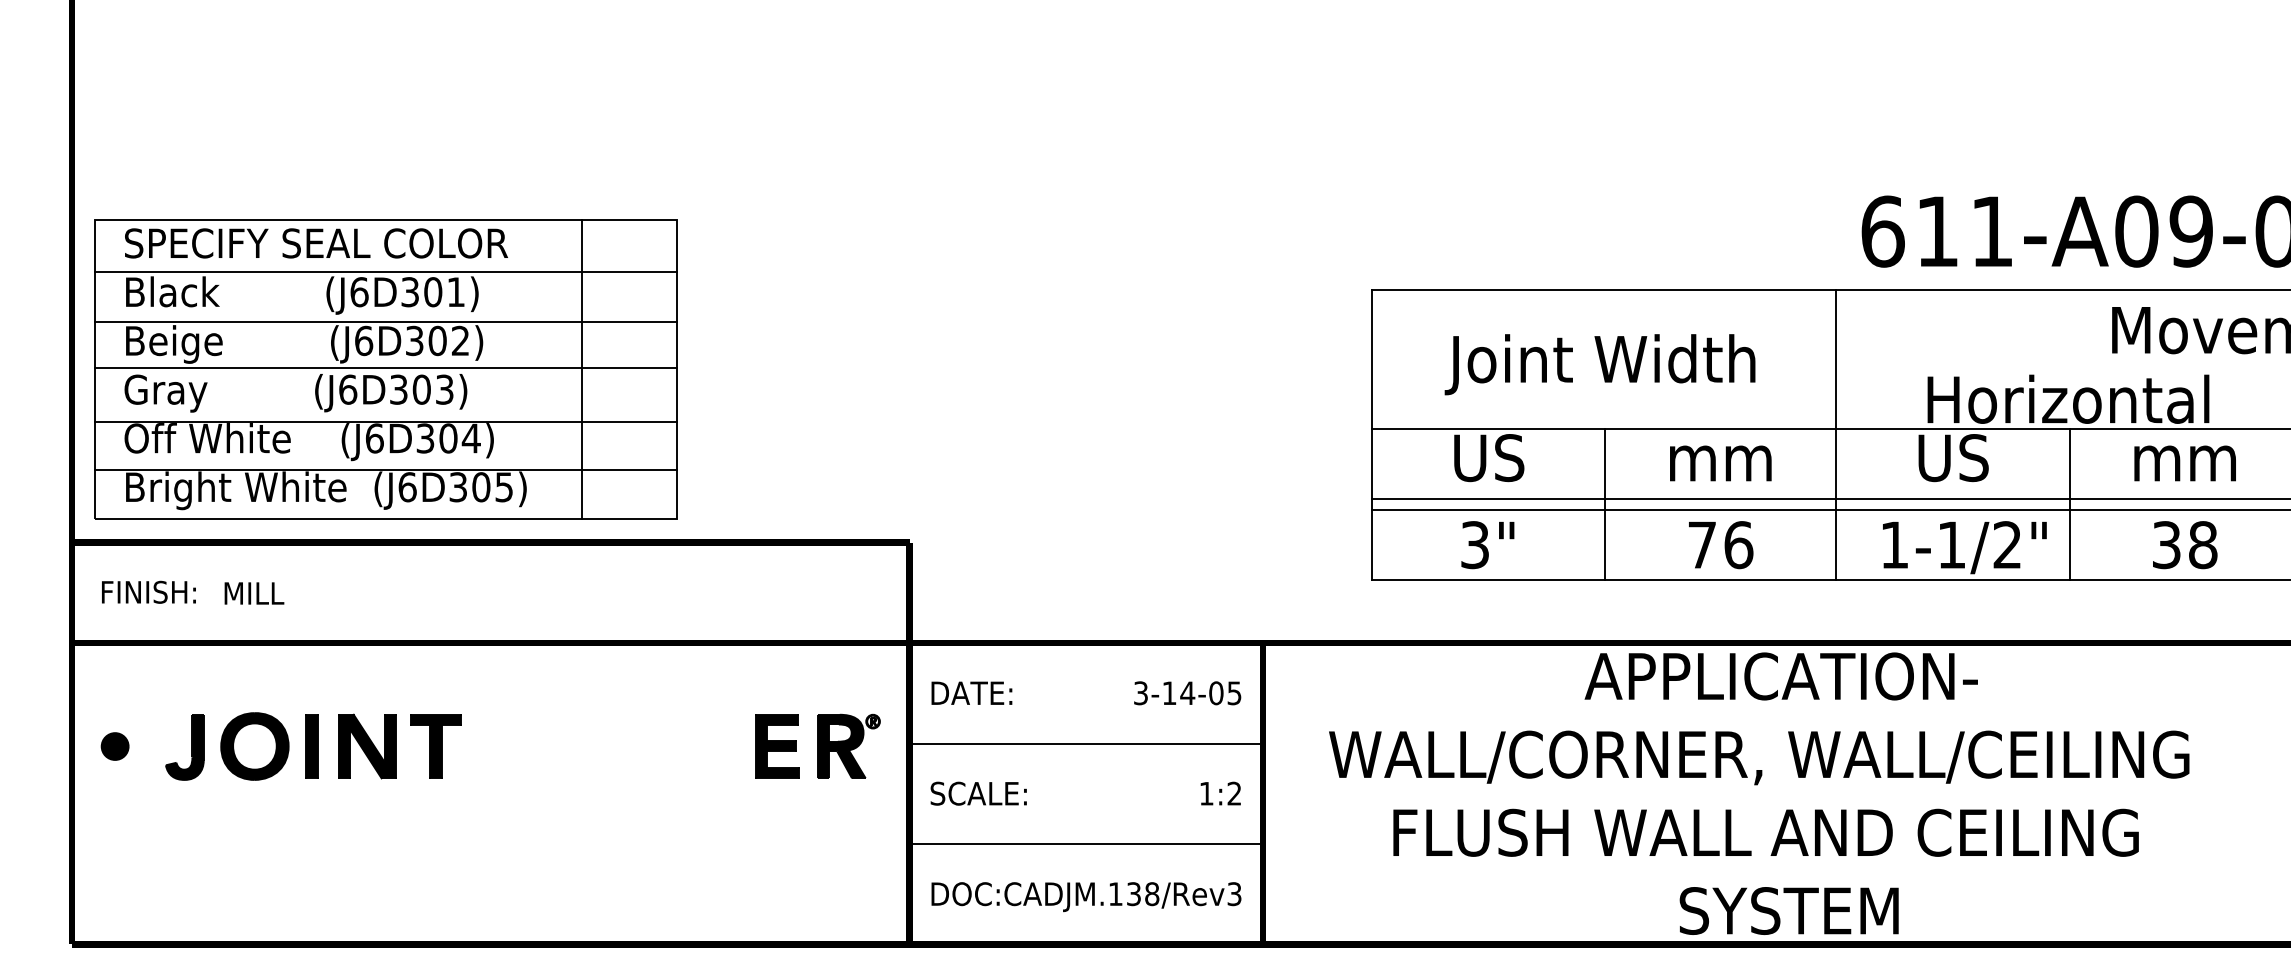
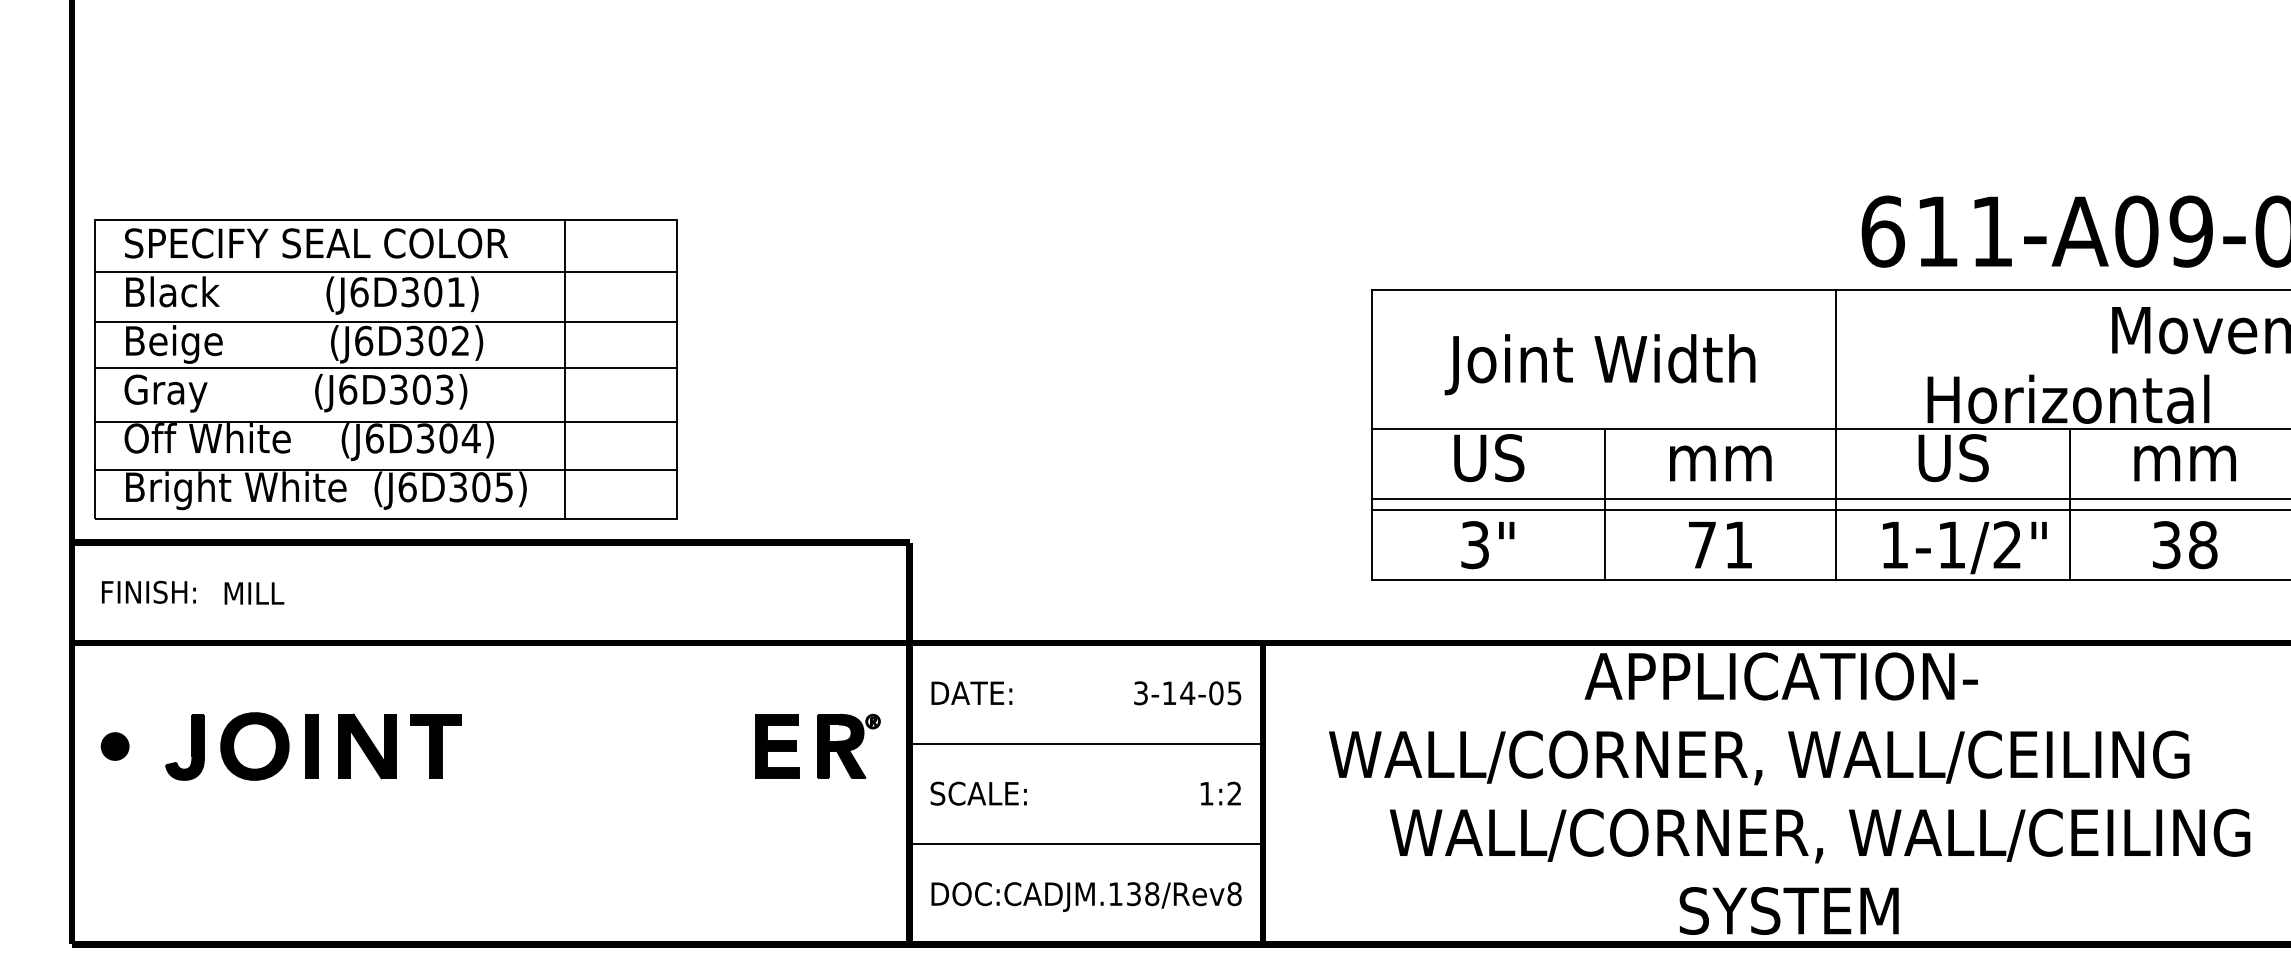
line position: (581, 369) -> (564, 369) (564, 369)
text: 76 -> 71 (1738, 545)
text: FLUSH WALL AND CEILING -> WALL/CORNER, WALL/CEILING (1819, 835)
text: CADJM.138/Rev3 -> CADJM.138/Rev8 (1234, 894)
